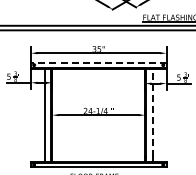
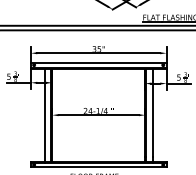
line: dashed -> solid (98, 62)
line: dashed -> solid (152, 112)
